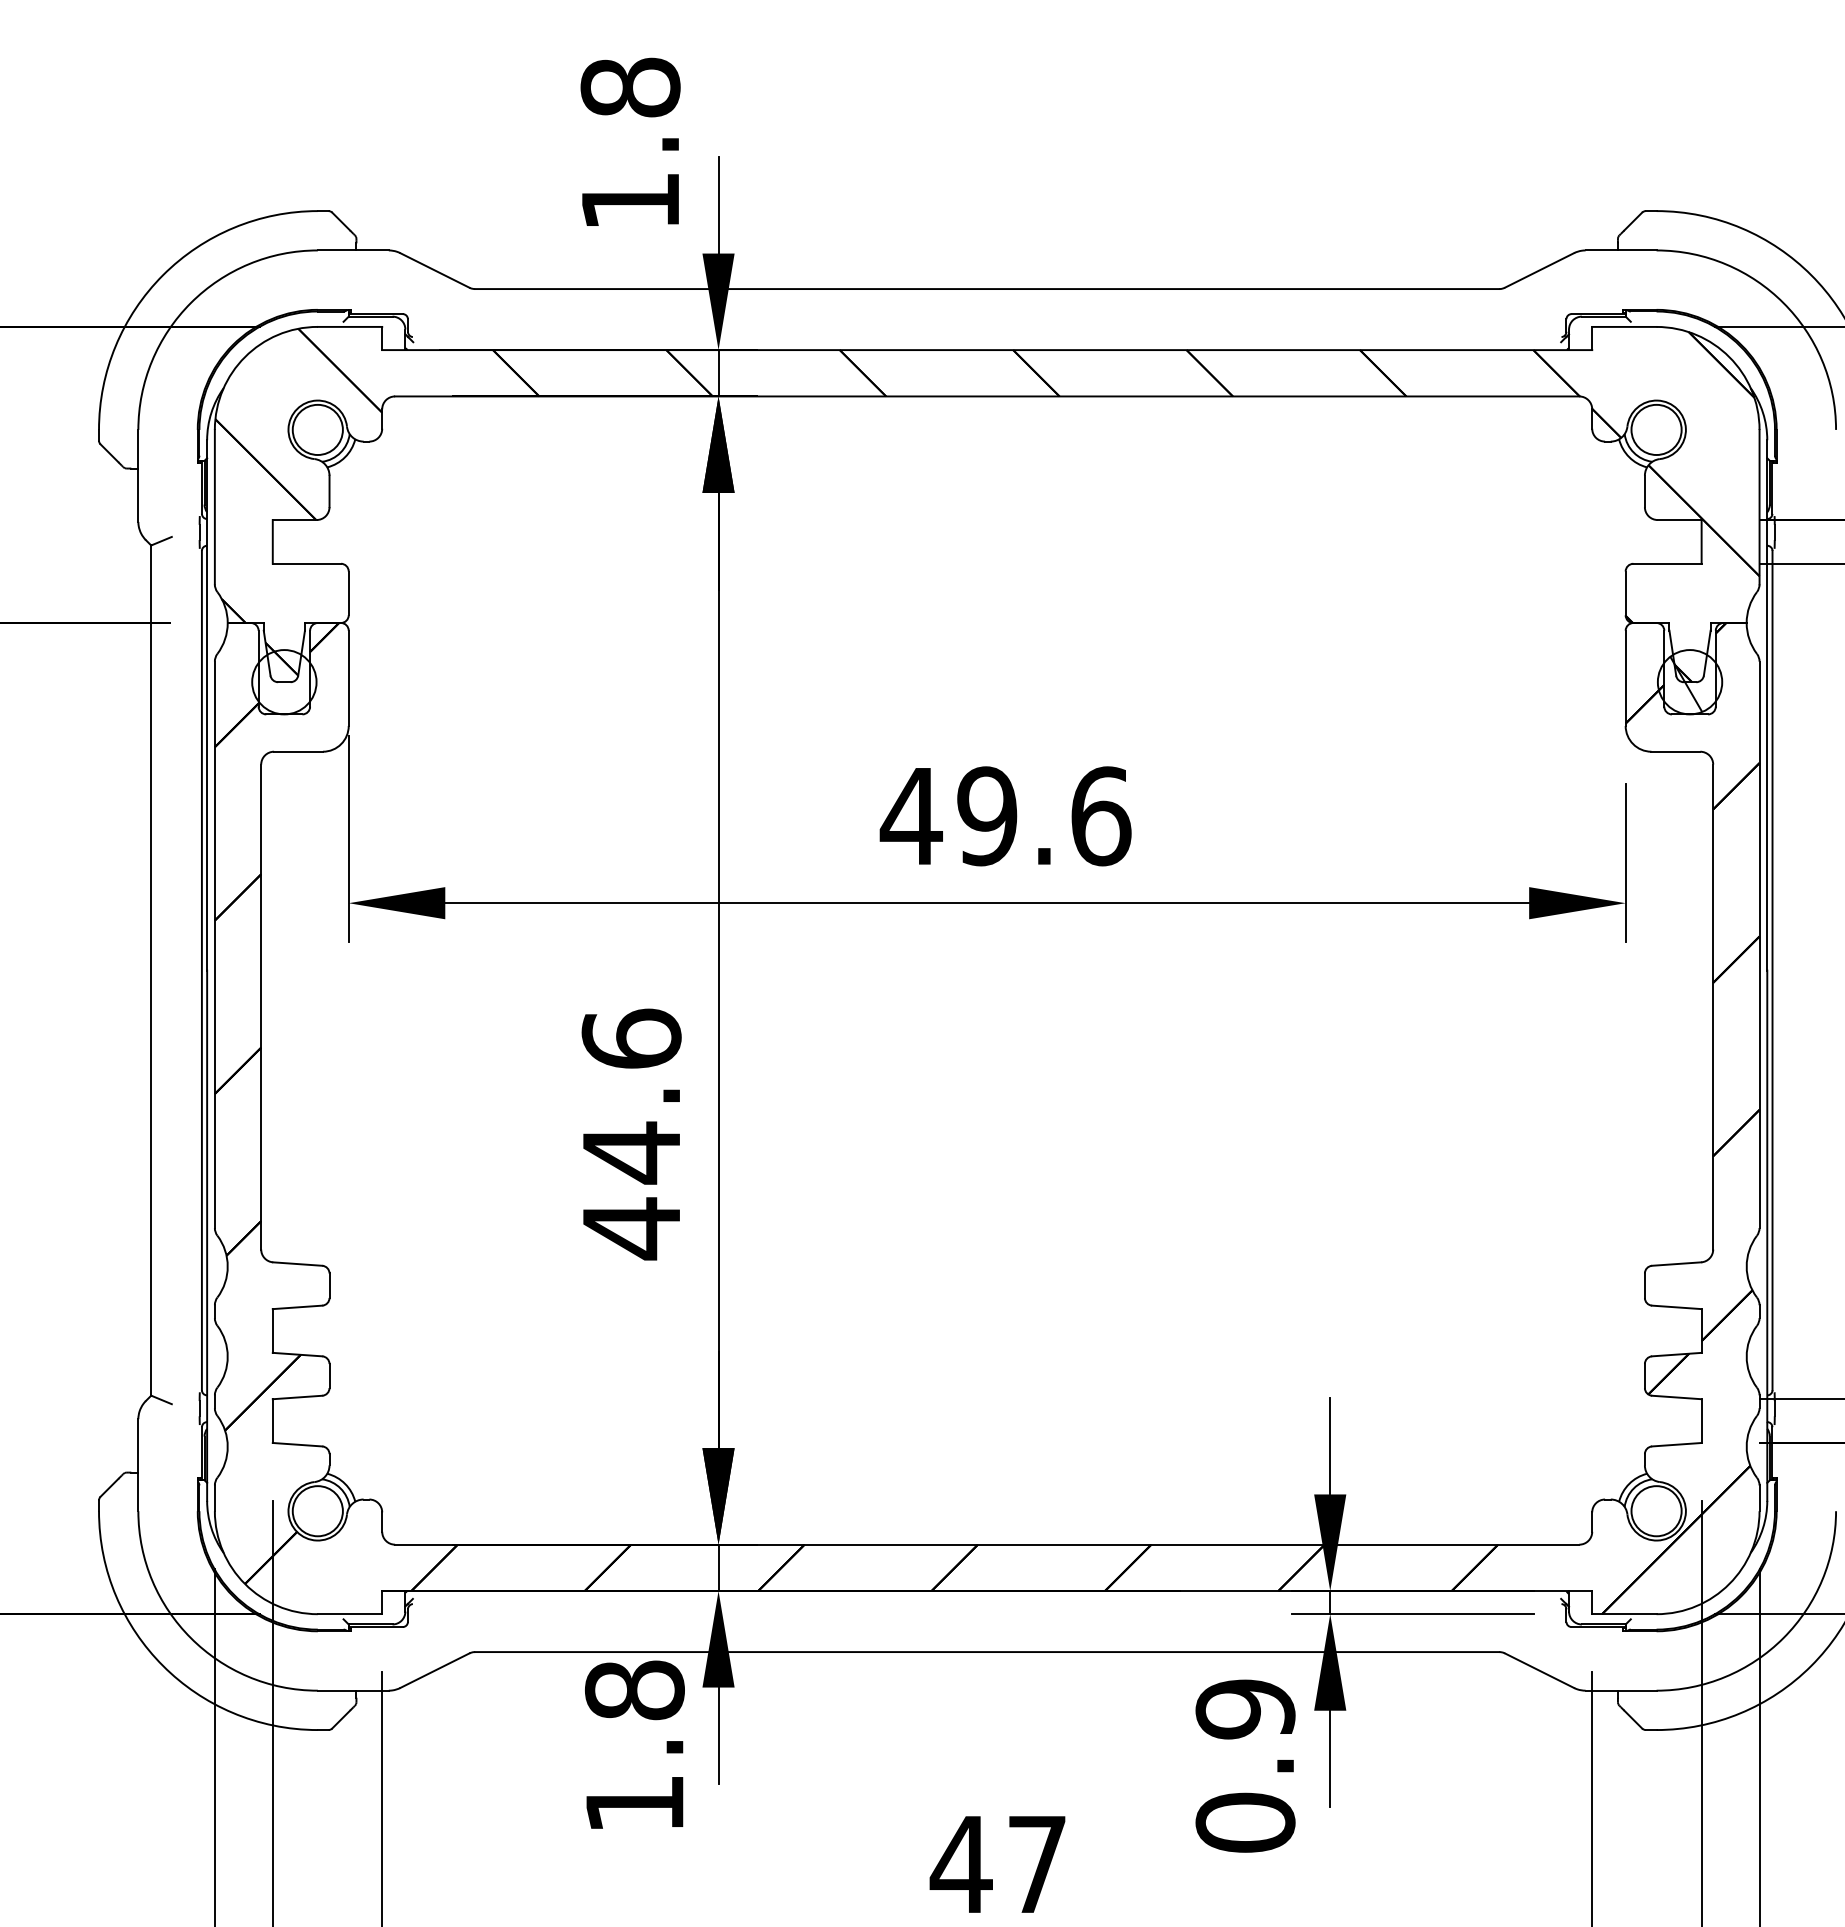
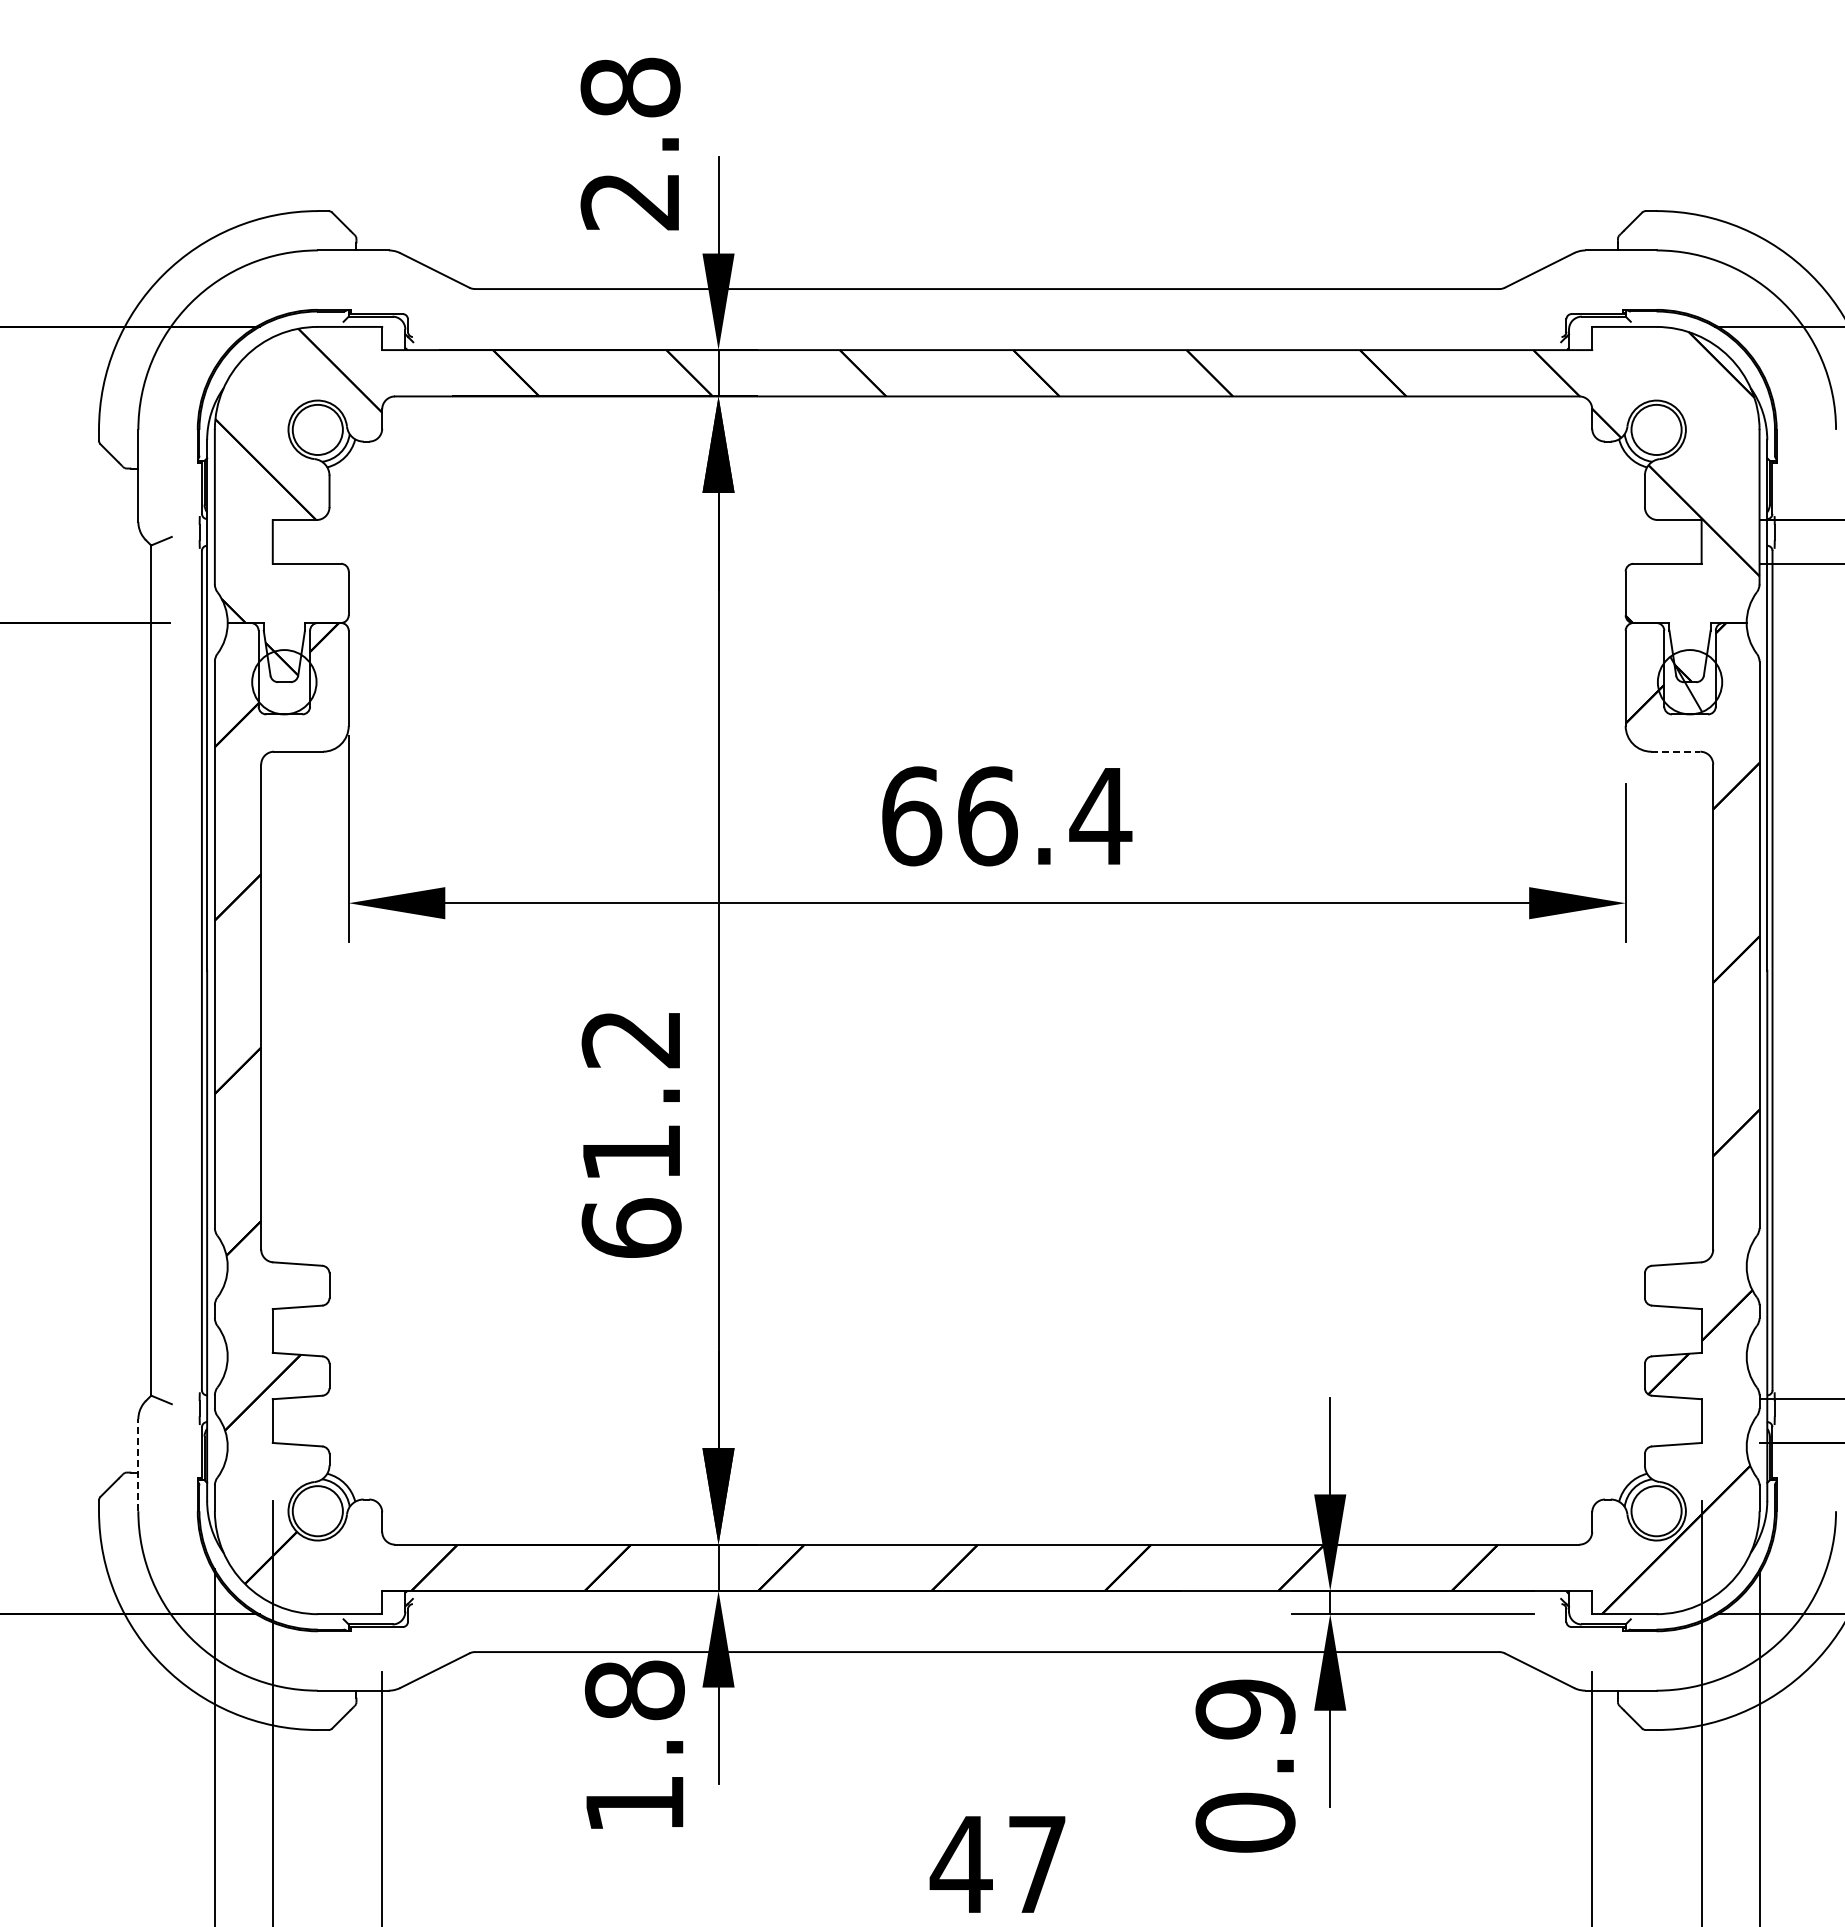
text: 1.8 -> 2.8 (629, 202)
line: solid -> dashed (1676, 751)
text: 49.6 -> 66.4 (1005, 816)
text: 44.6 -> 61.2 (631, 1134)
line: solid -> dashed (138, 1464)
